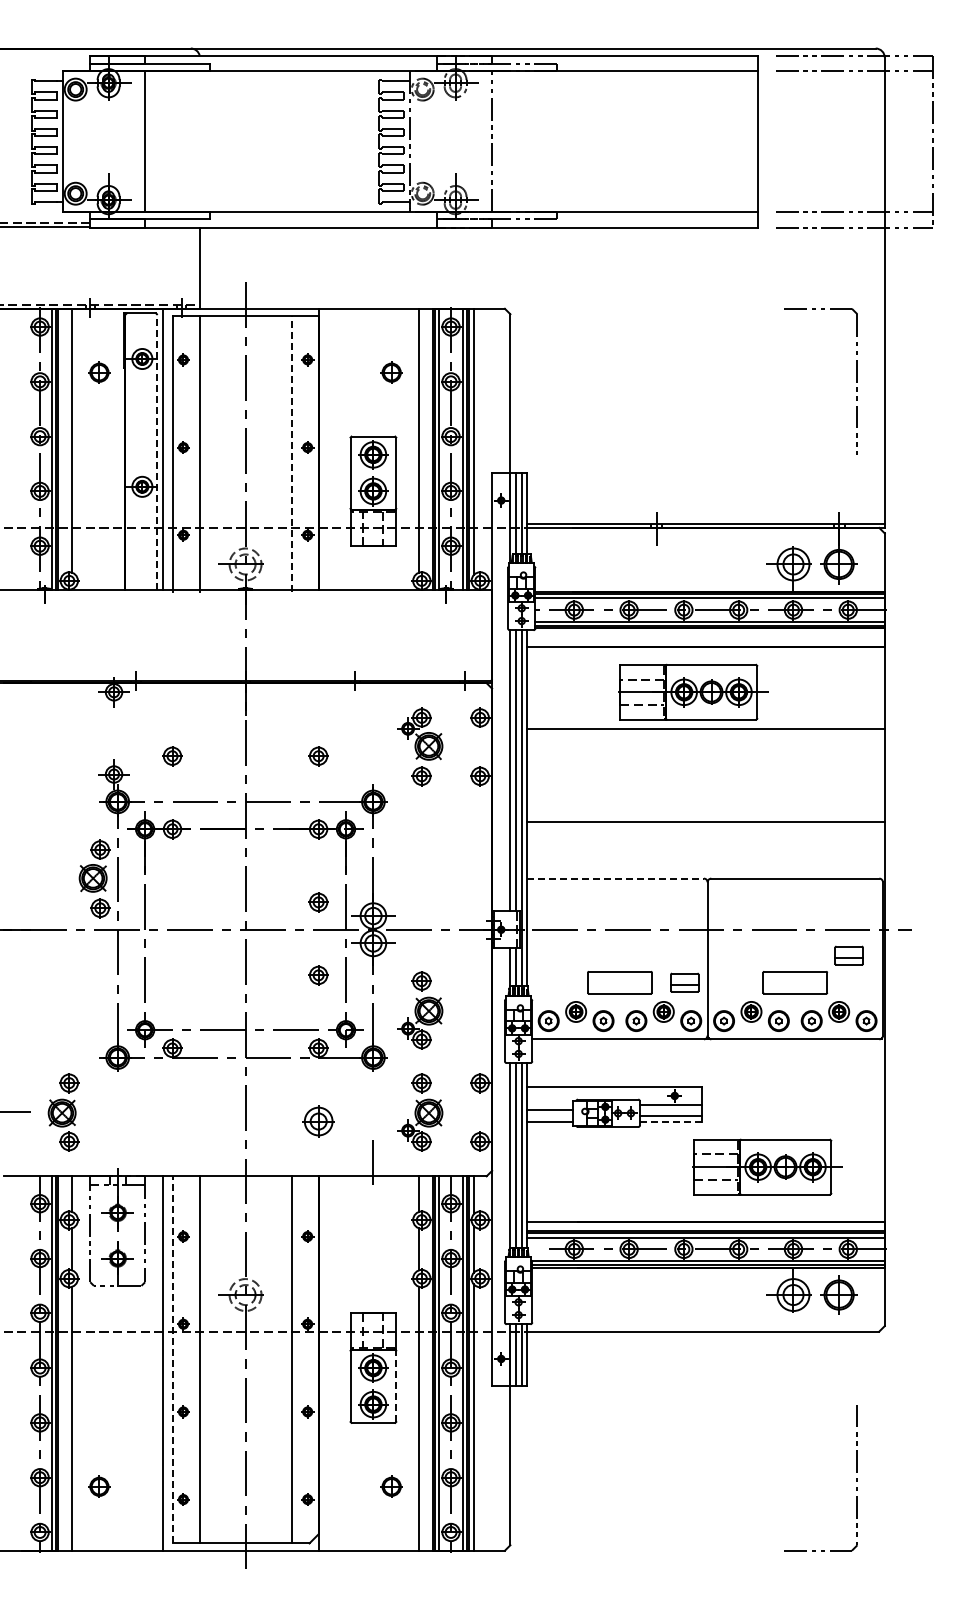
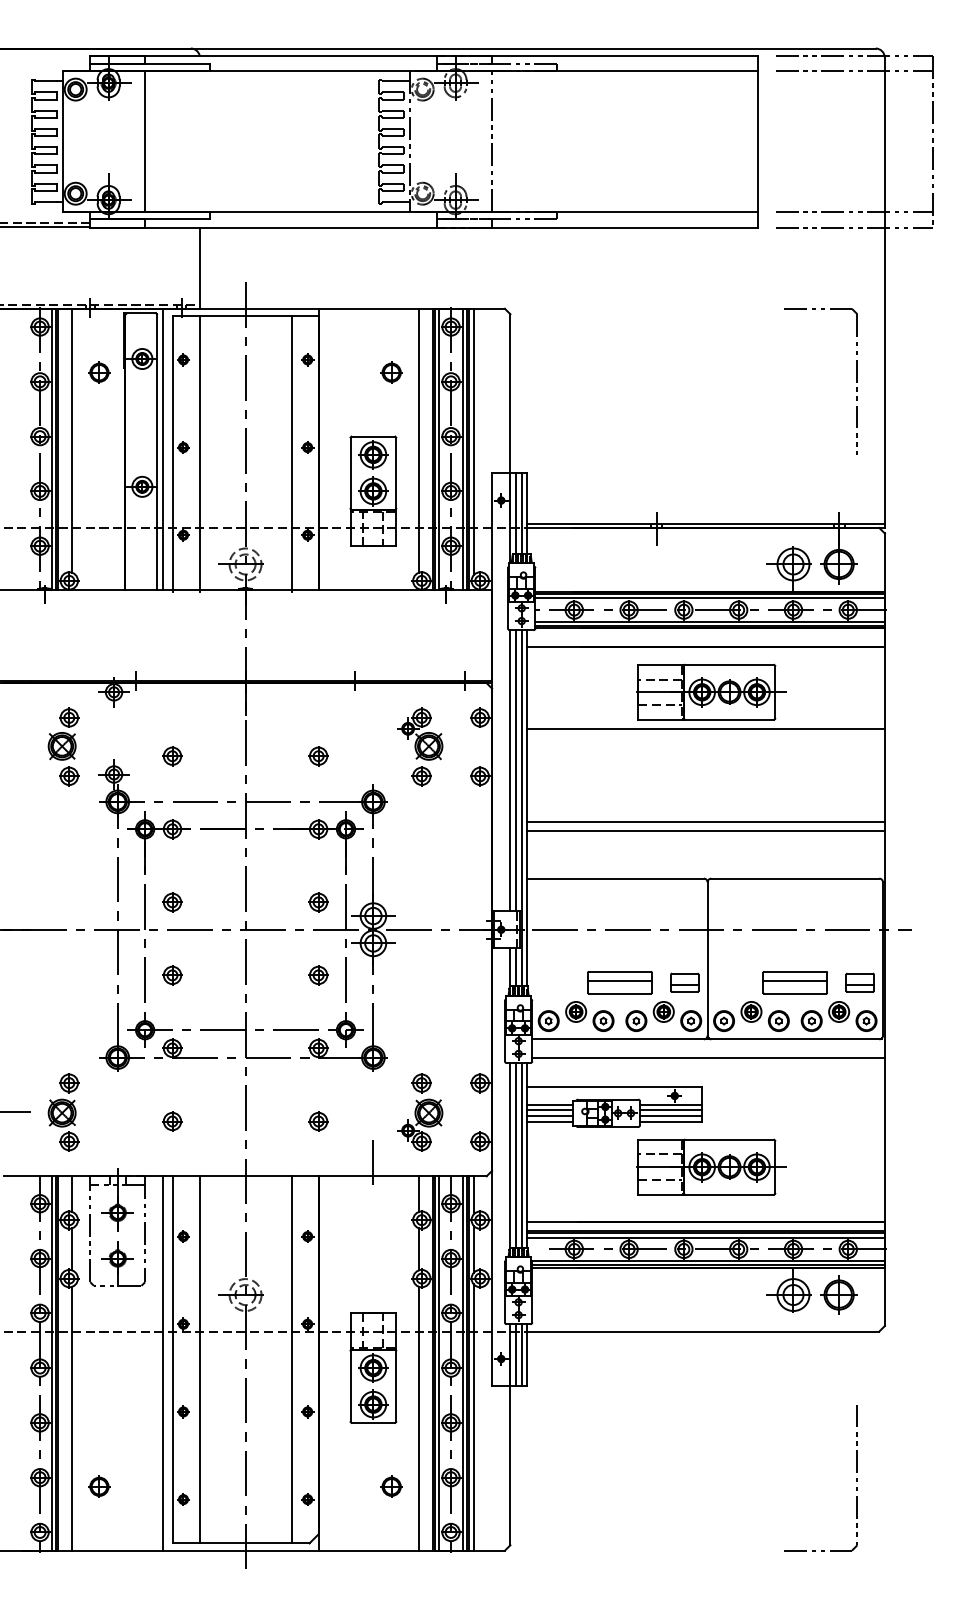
line: dashed -> solid (156, 451)
line: dashed -> solid (291, 453)
part position: (693, 691) -> (711, 691) (711, 691)
line: none -> present (705, 831)
part position: (94, 878) -> (63, 746) (63, 746)
line: dashed -> solid (615, 878)
part: none -> present (172, 902)
part position: (848, 955) -> (859, 982) (859, 982)
part: none -> present (172, 975)
line: none -> present (619, 980)
line: none -> present (795, 980)
part: present -> none (420, 1010)
line: none -> present (708, 1057)
line: none -> present (549, 1105)
line: none -> present (671, 1110)
line: none -> present (549, 1116)
part: none -> present (172, 1121)
part size: 33x33 px -> 21x21 px (318, 1121)
line: dashed -> solid (671, 1121)
part position: (767, 1166) -> (711, 1166) (711, 1166)
line: dashed -> solid (172, 1359)
line: dashed -> solid (396, 1386)
